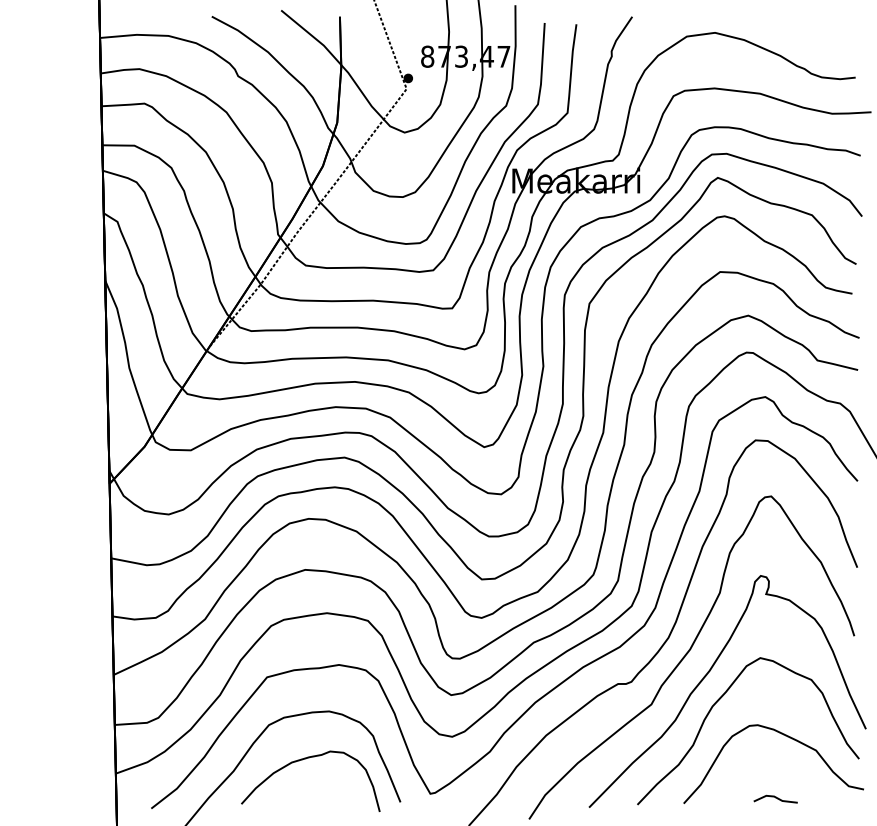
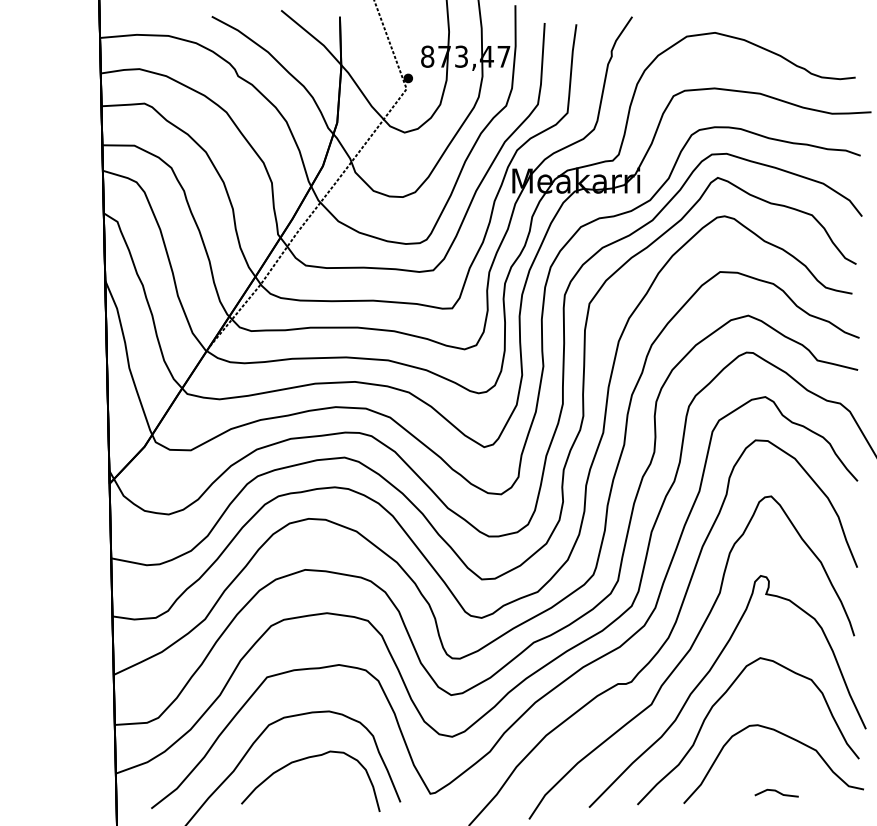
line position: (775, 798) -> (776, 792) (776, 792)
